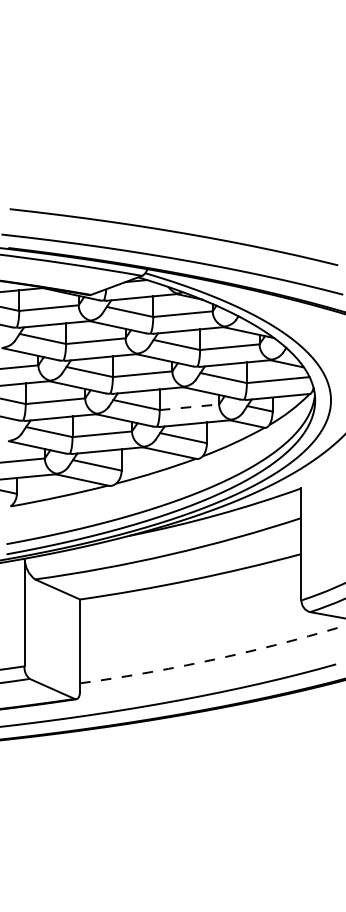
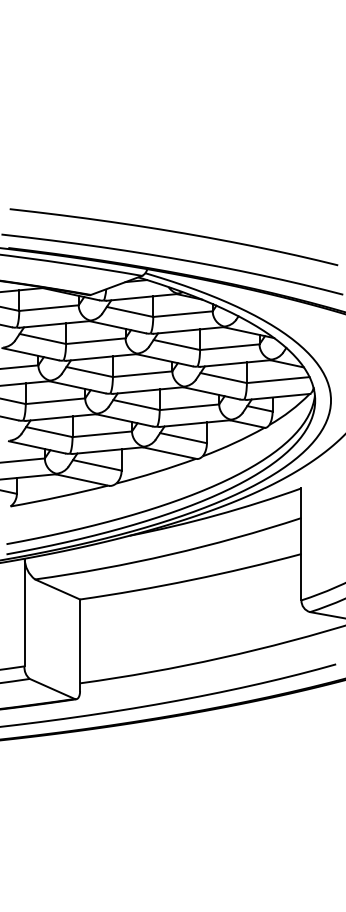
line: dashed -> solid (189, 407)
arc: dashed -> solid (214, 659)
